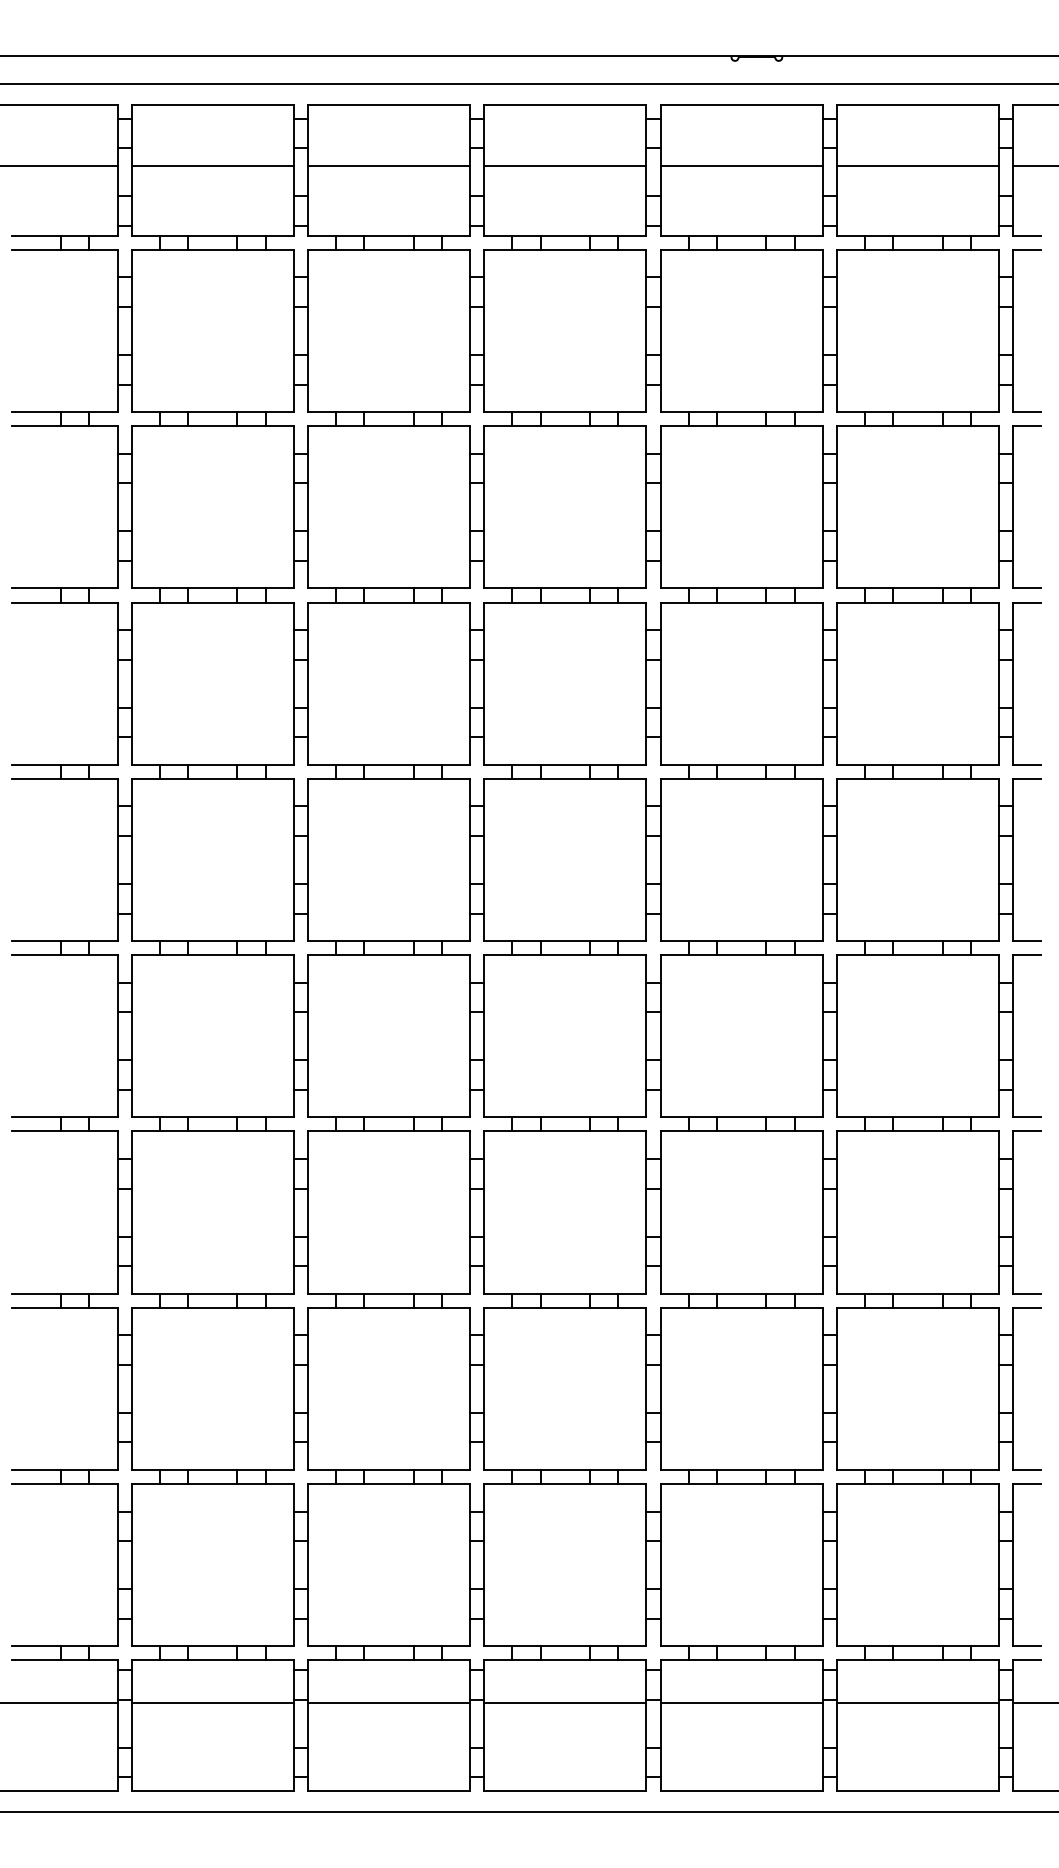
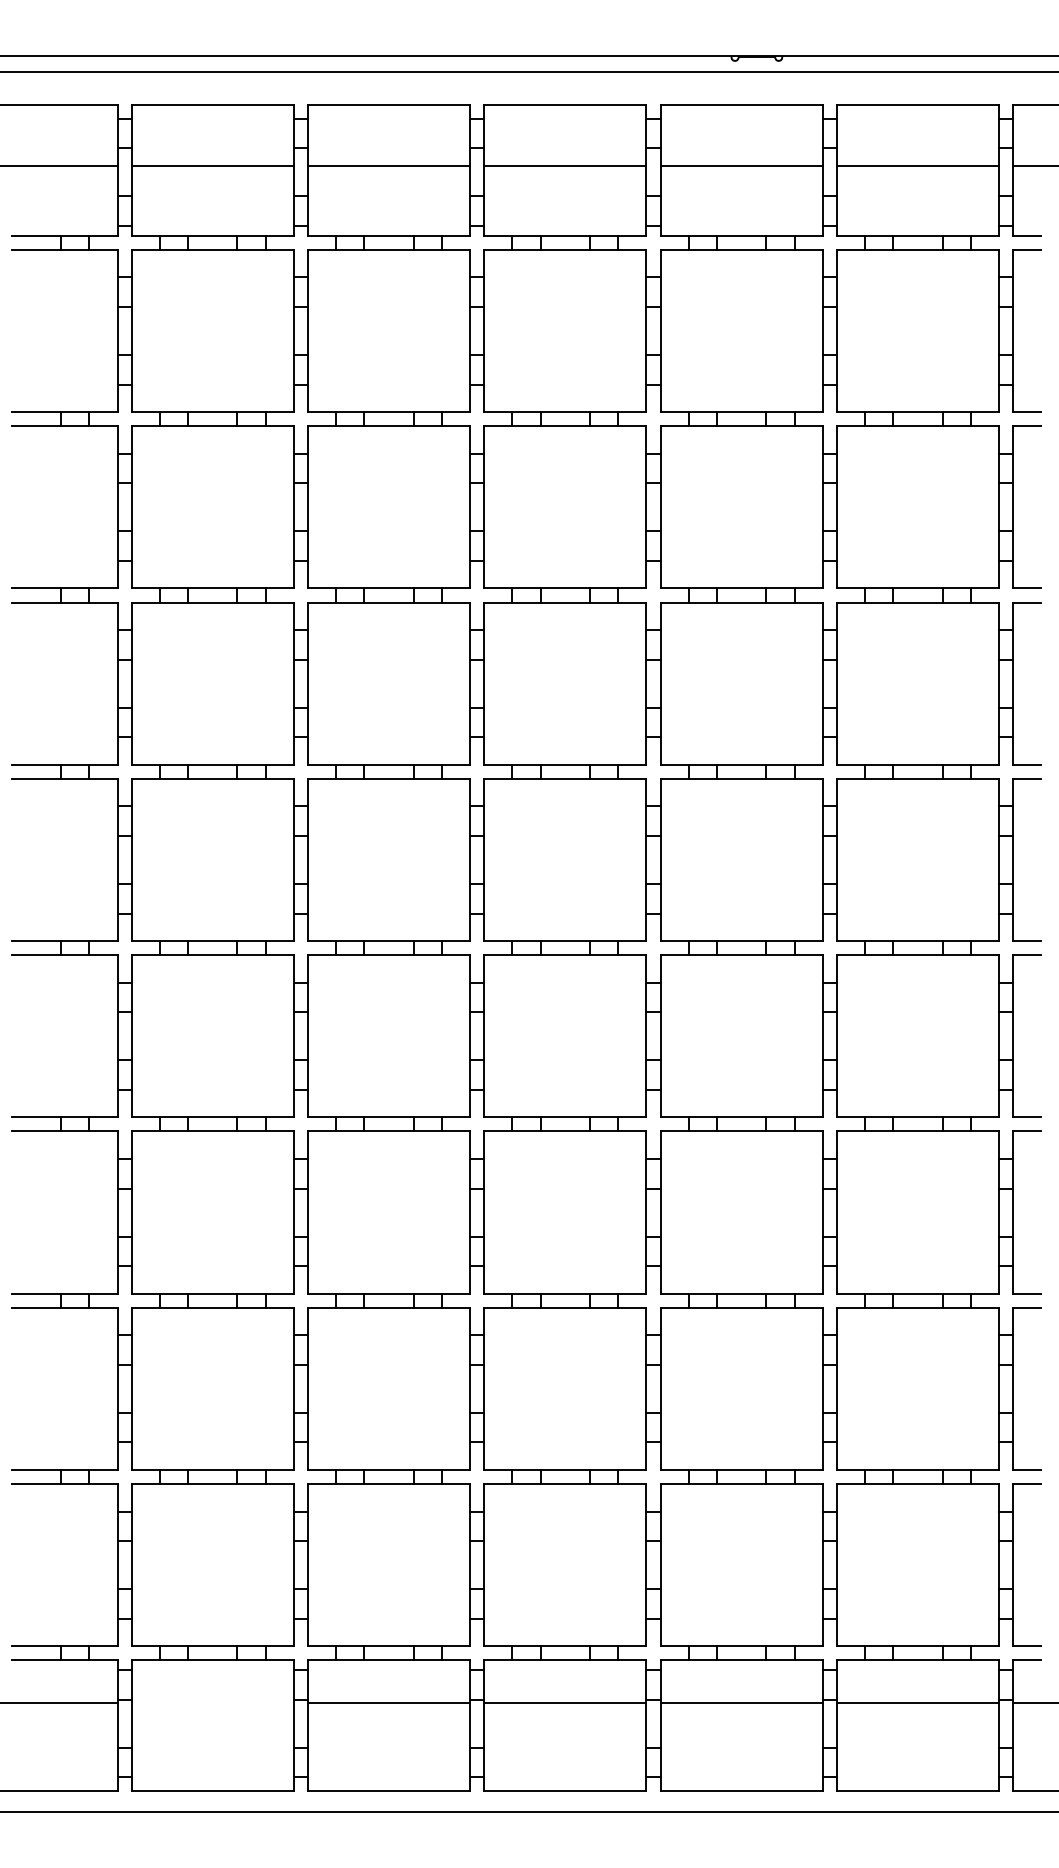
line position: (528, 84) -> (528, 72) (528, 72)
line: present -> none (212, 1703)
